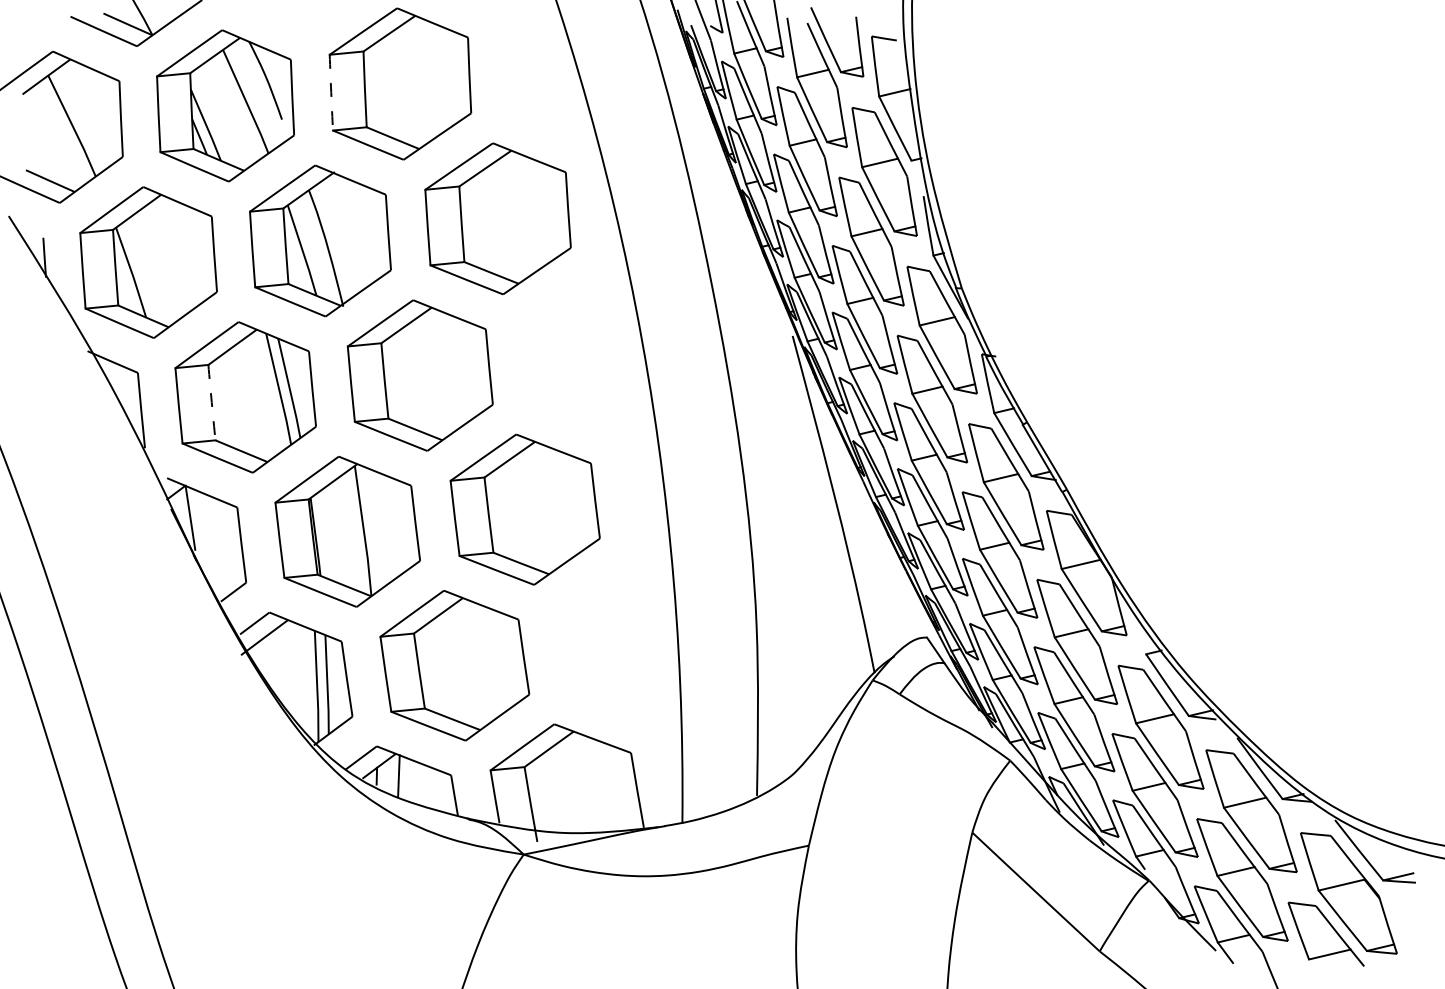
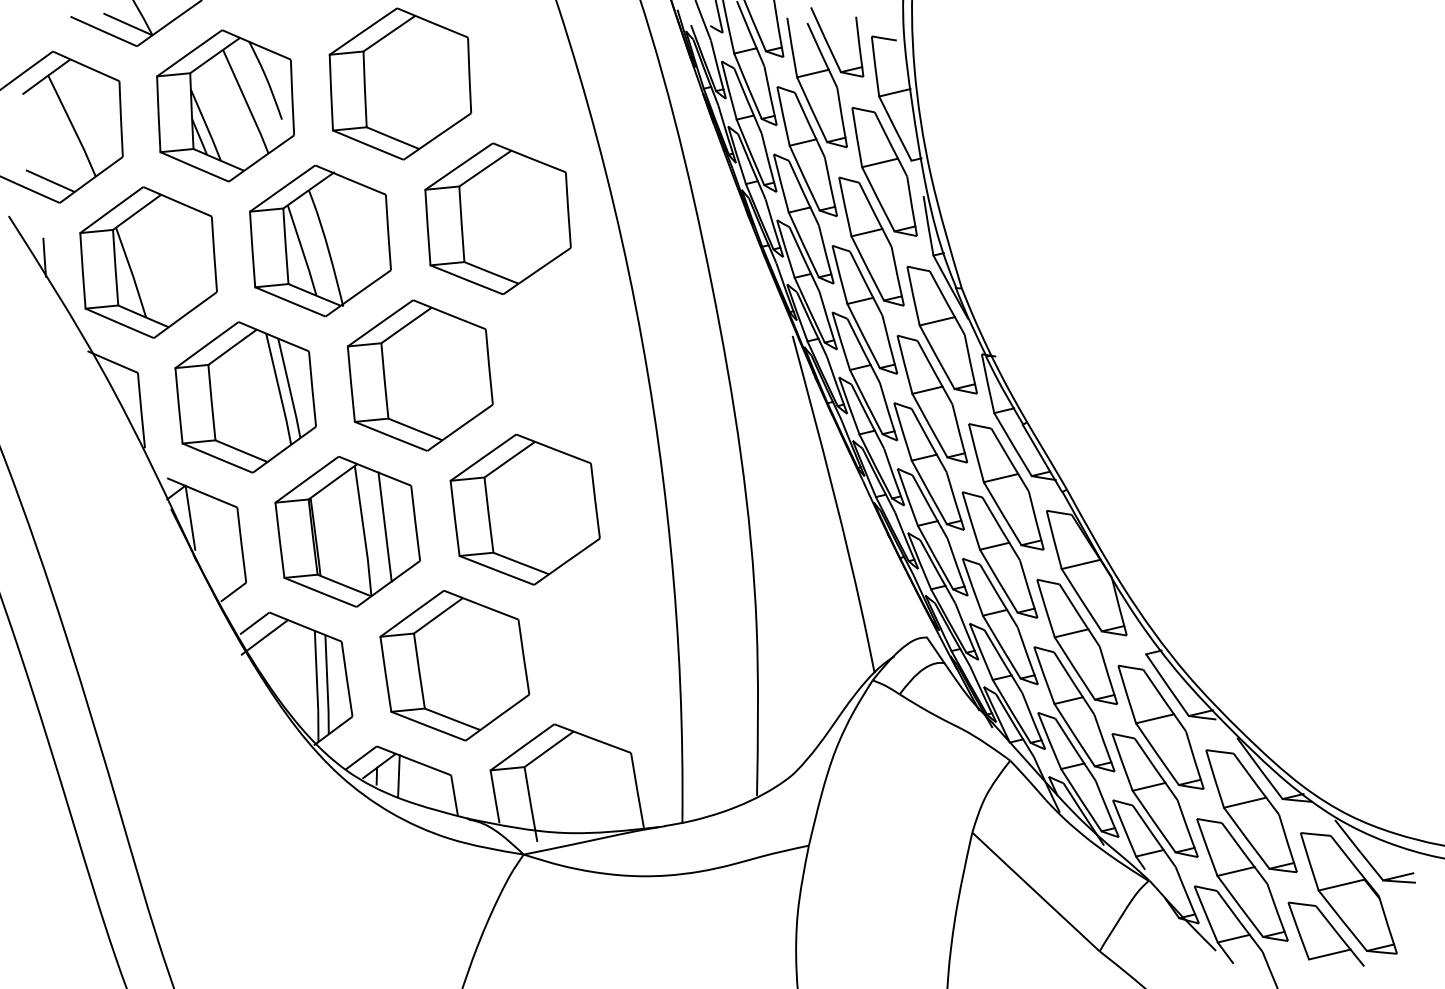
arc: dashed -> solid (331, 92)
arc: dashed -> solid (211, 402)
line: none -> present (384, 526)
